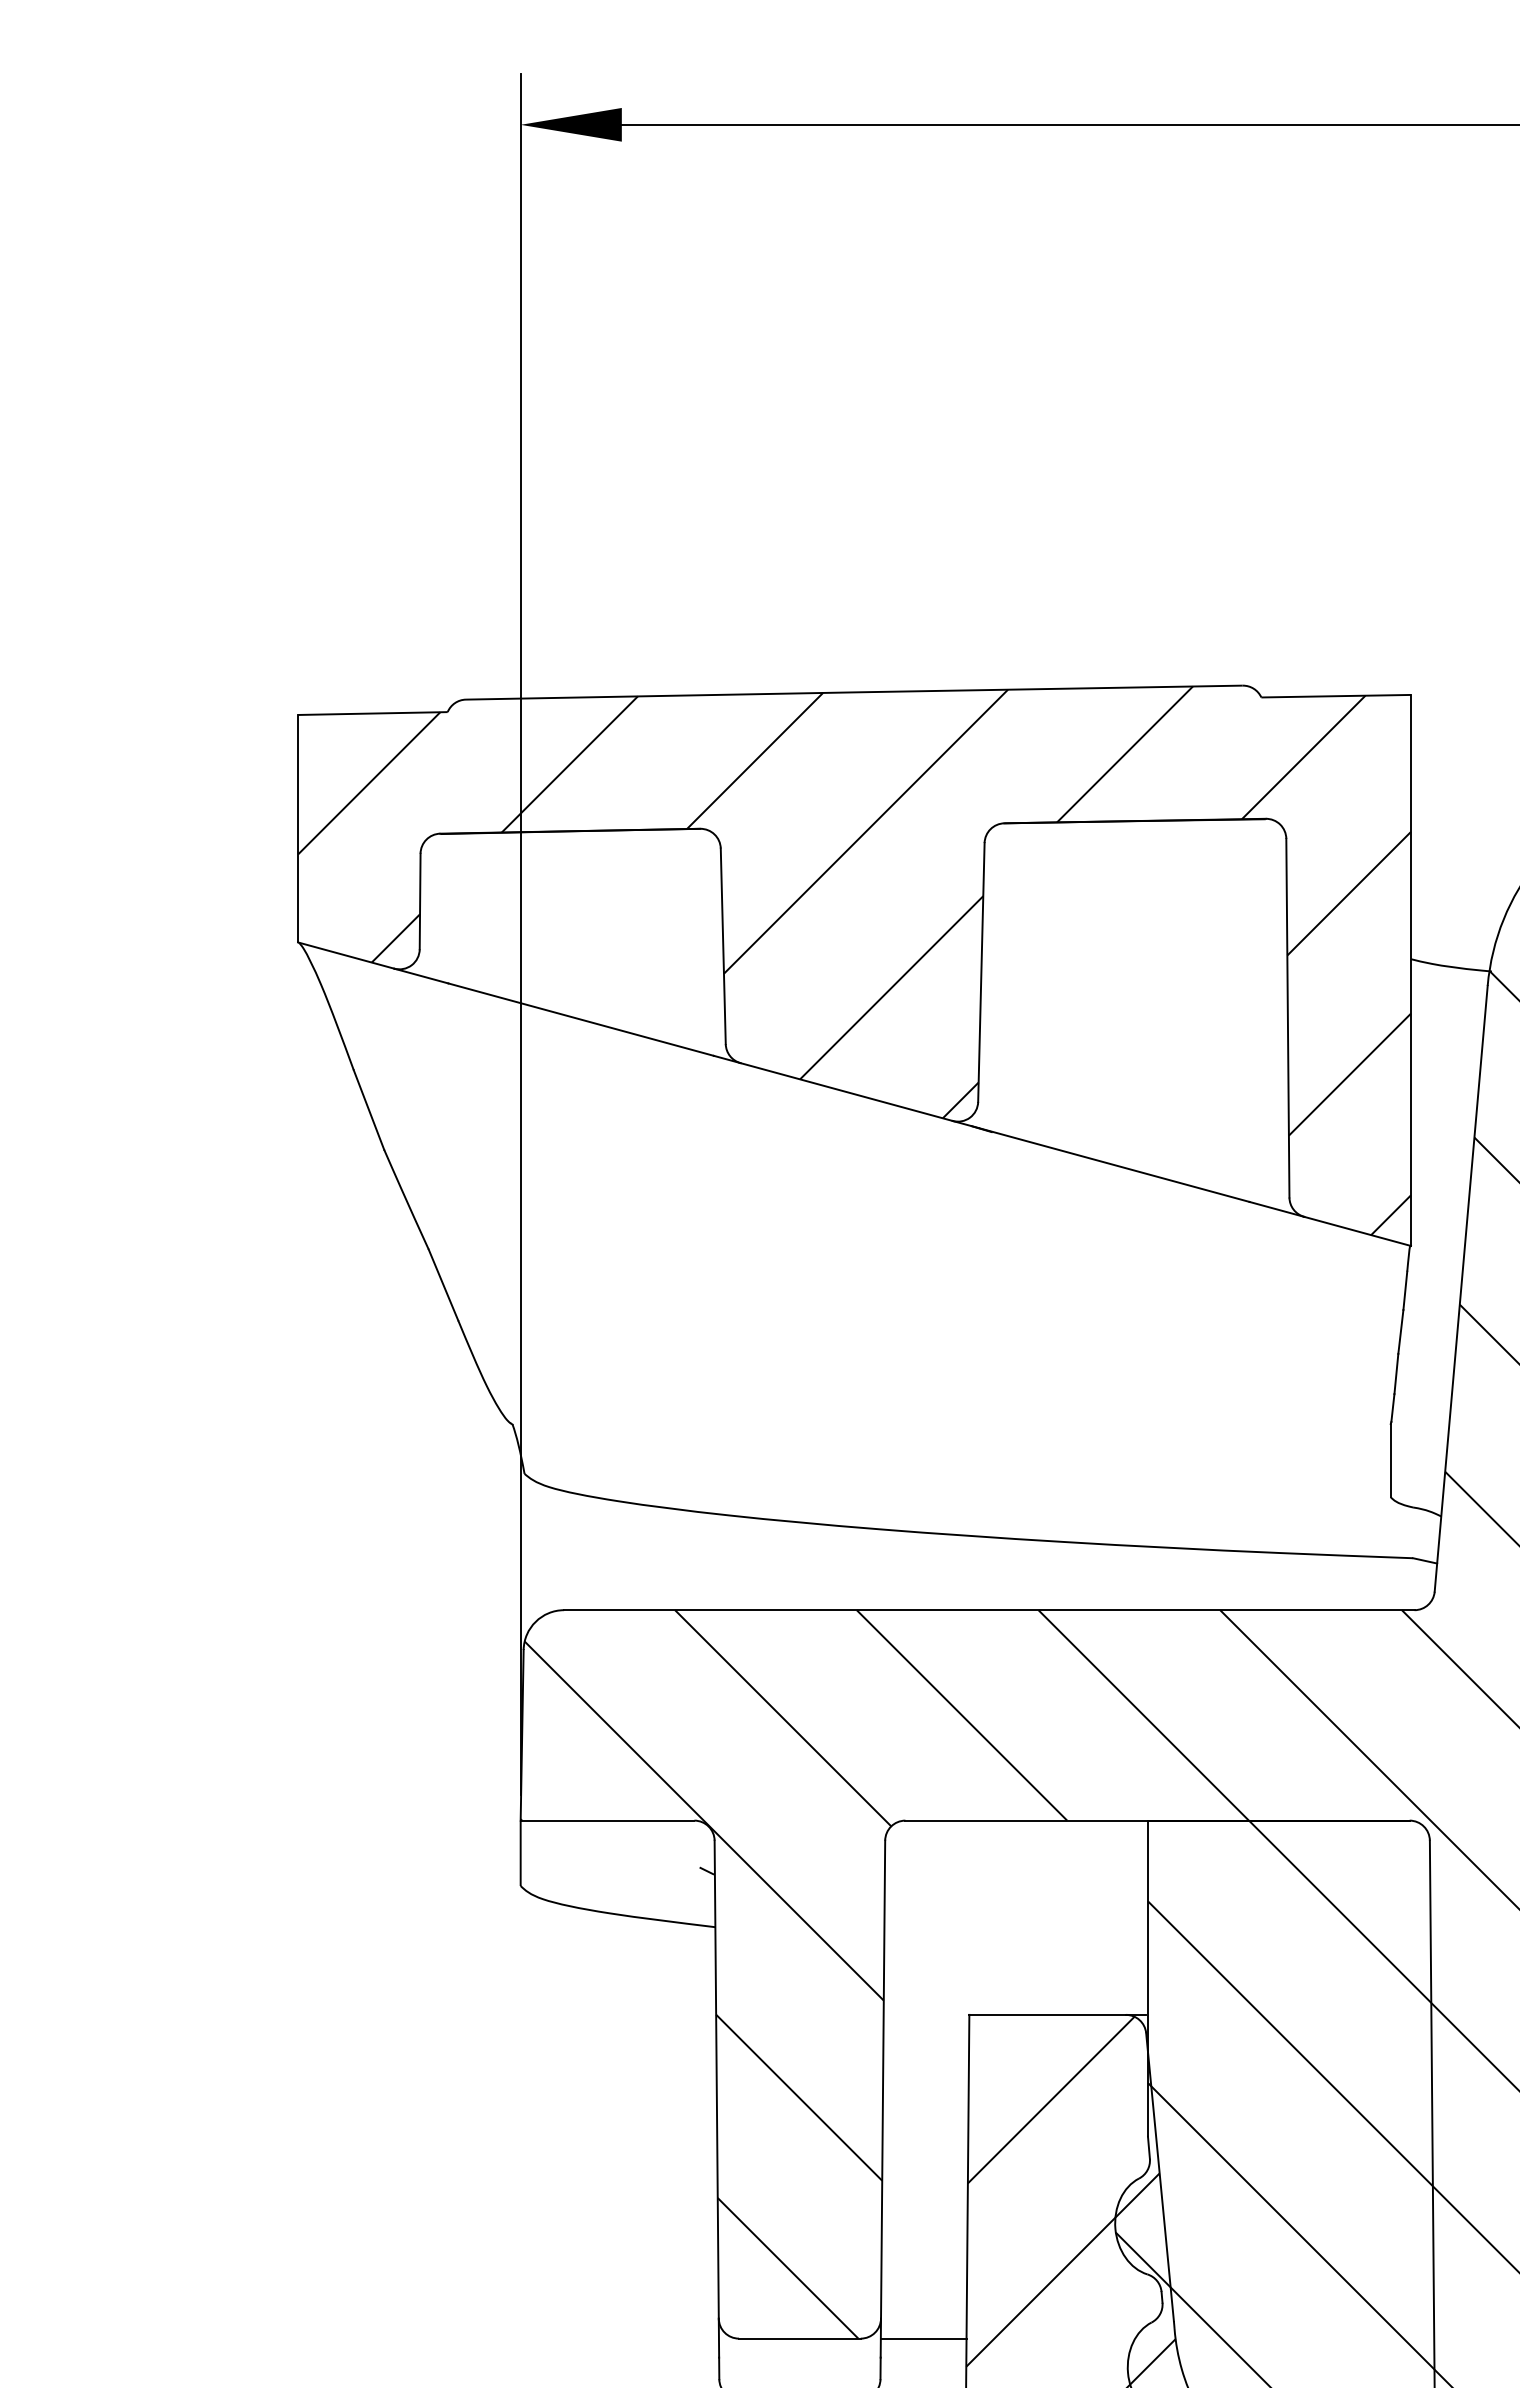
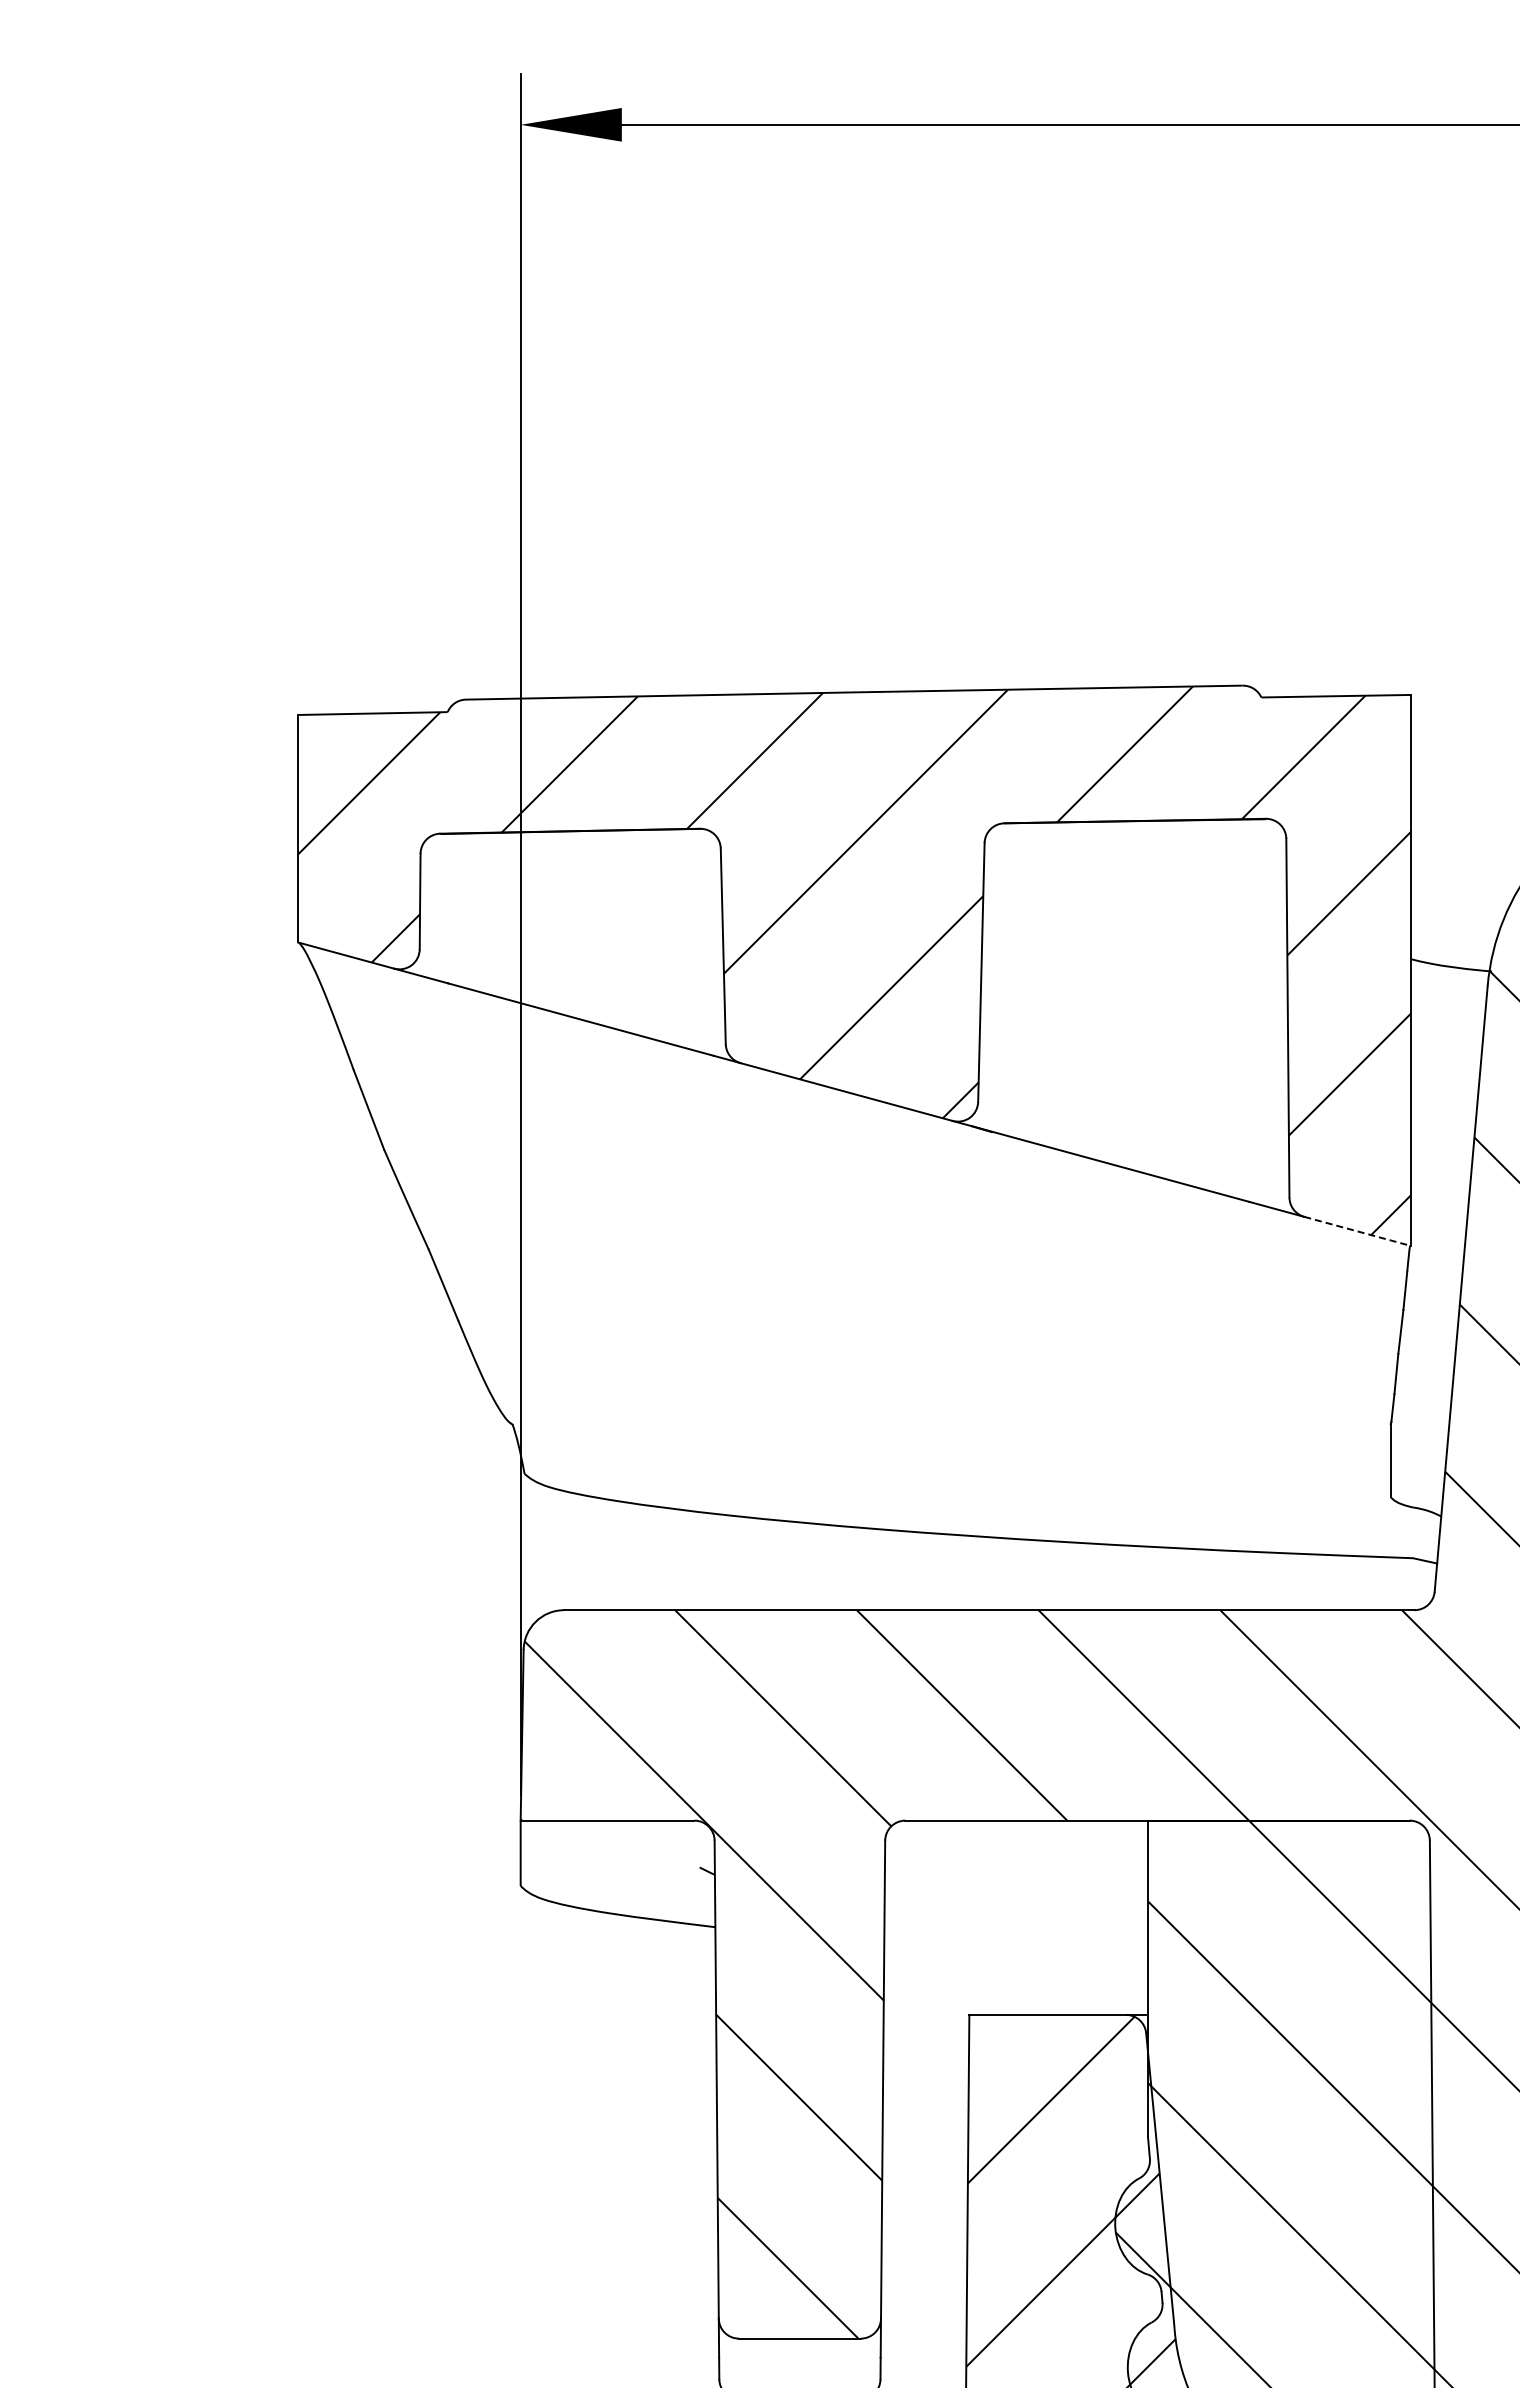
line: solid -> dashed (1358, 1231)
line: present -> none (923, 2338)
